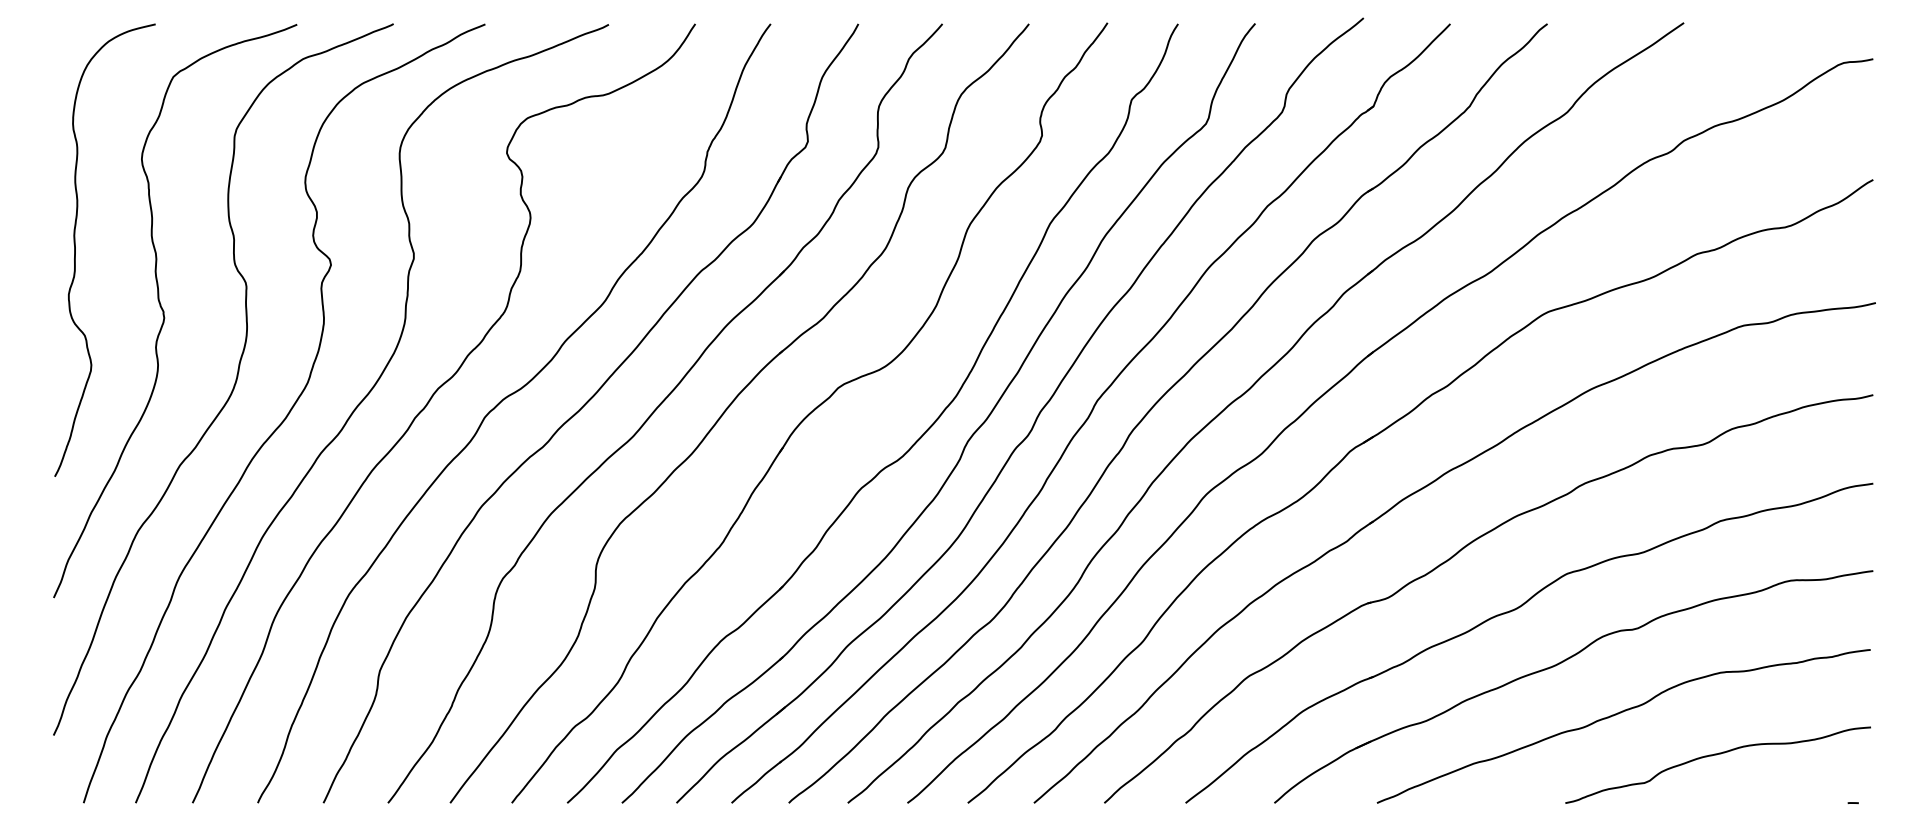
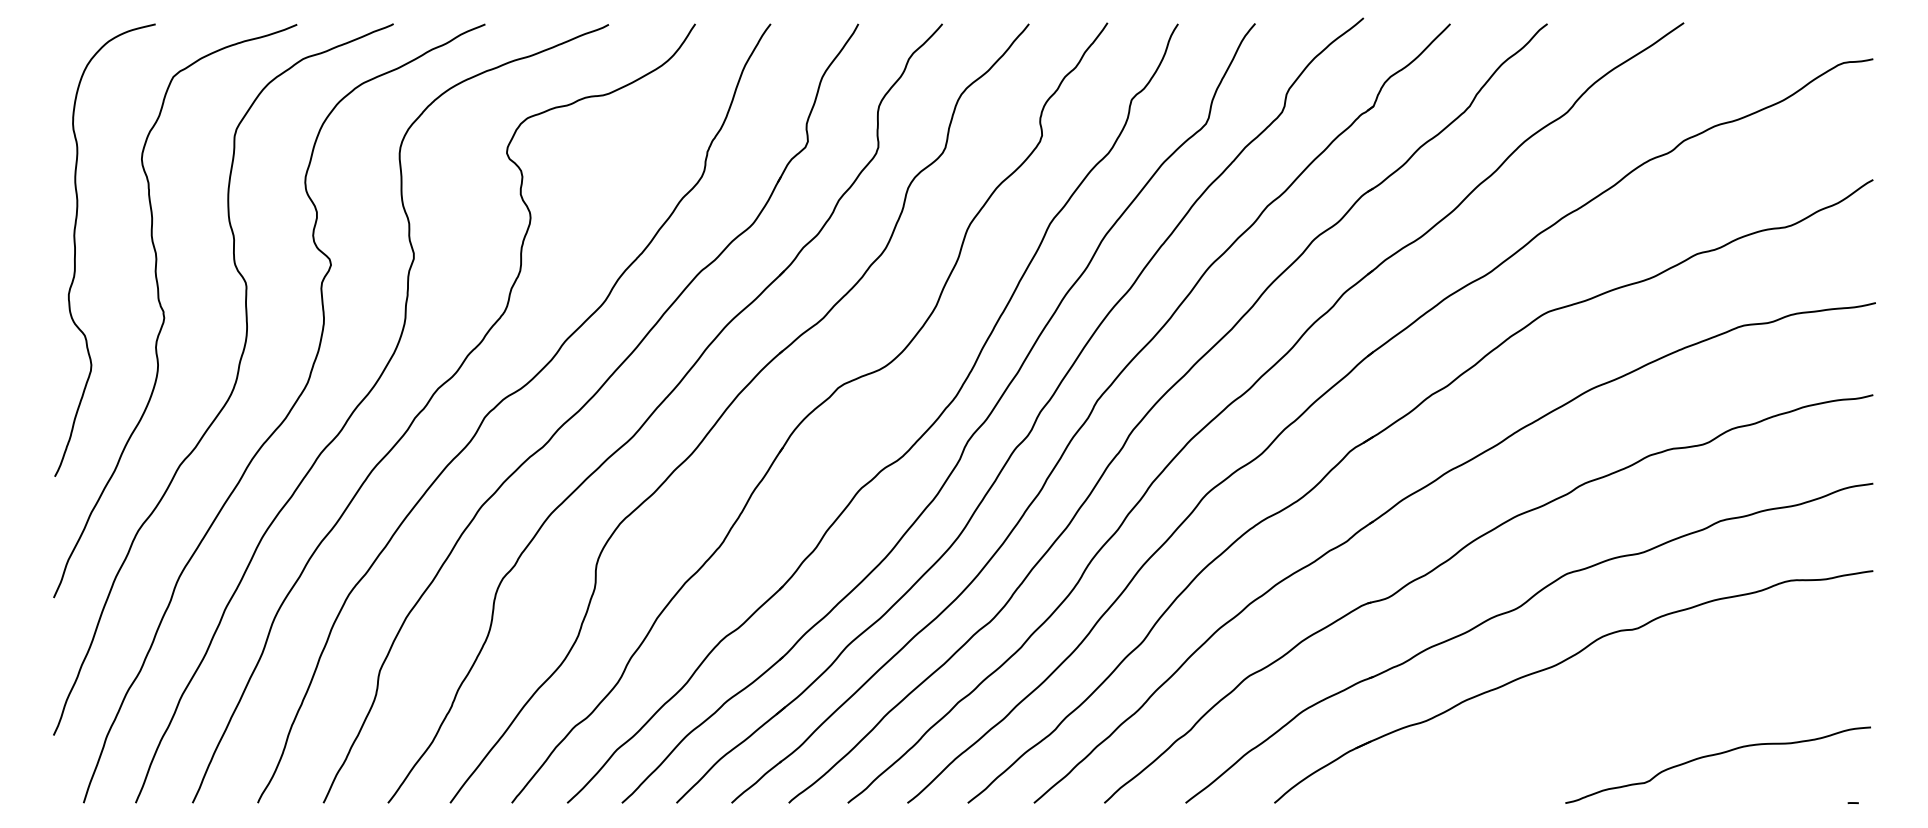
curve: present -> none (1618, 714)
